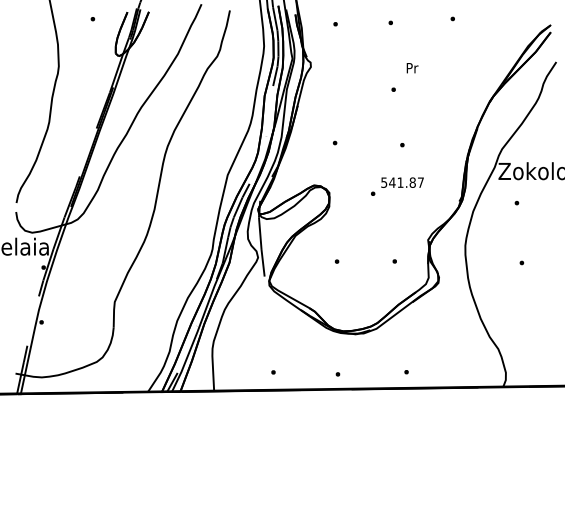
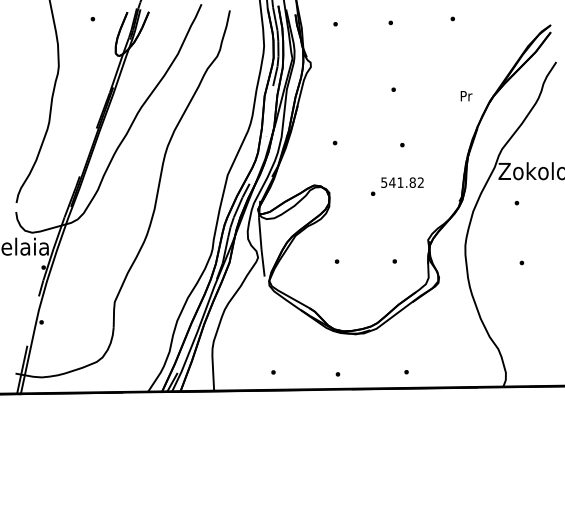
text position: (412, 68) -> (466, 96) (466, 96)
text: 541.87 -> 541.82 (420, 182)
